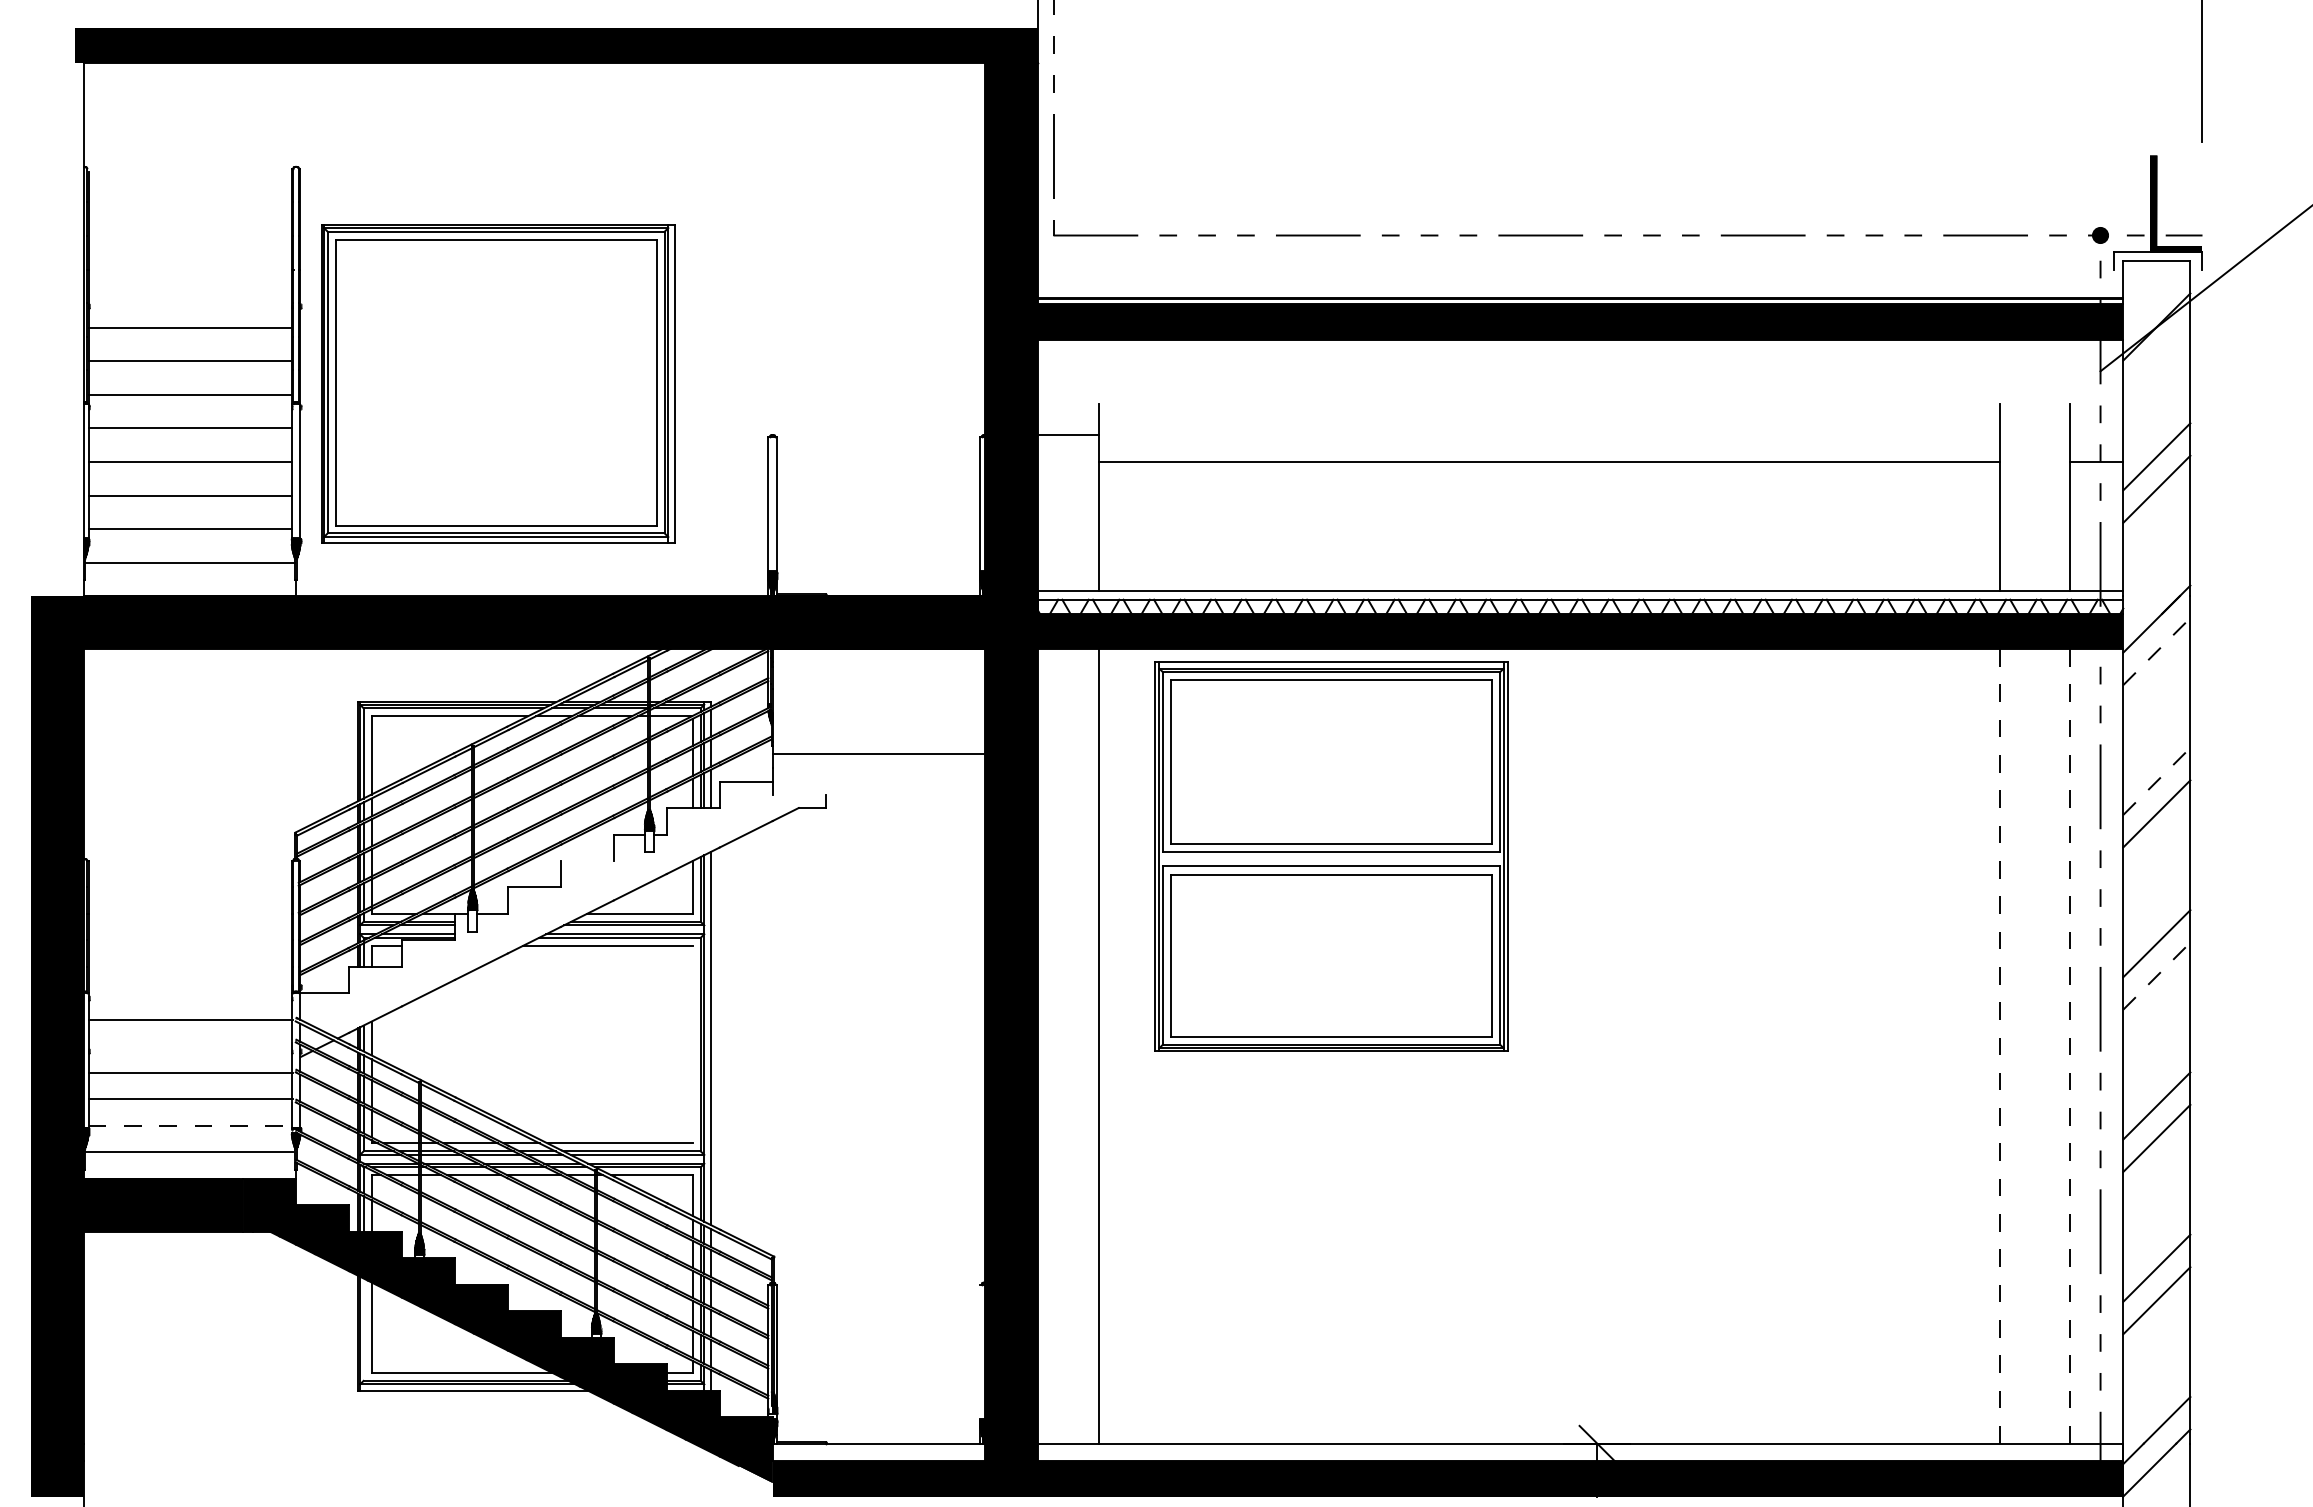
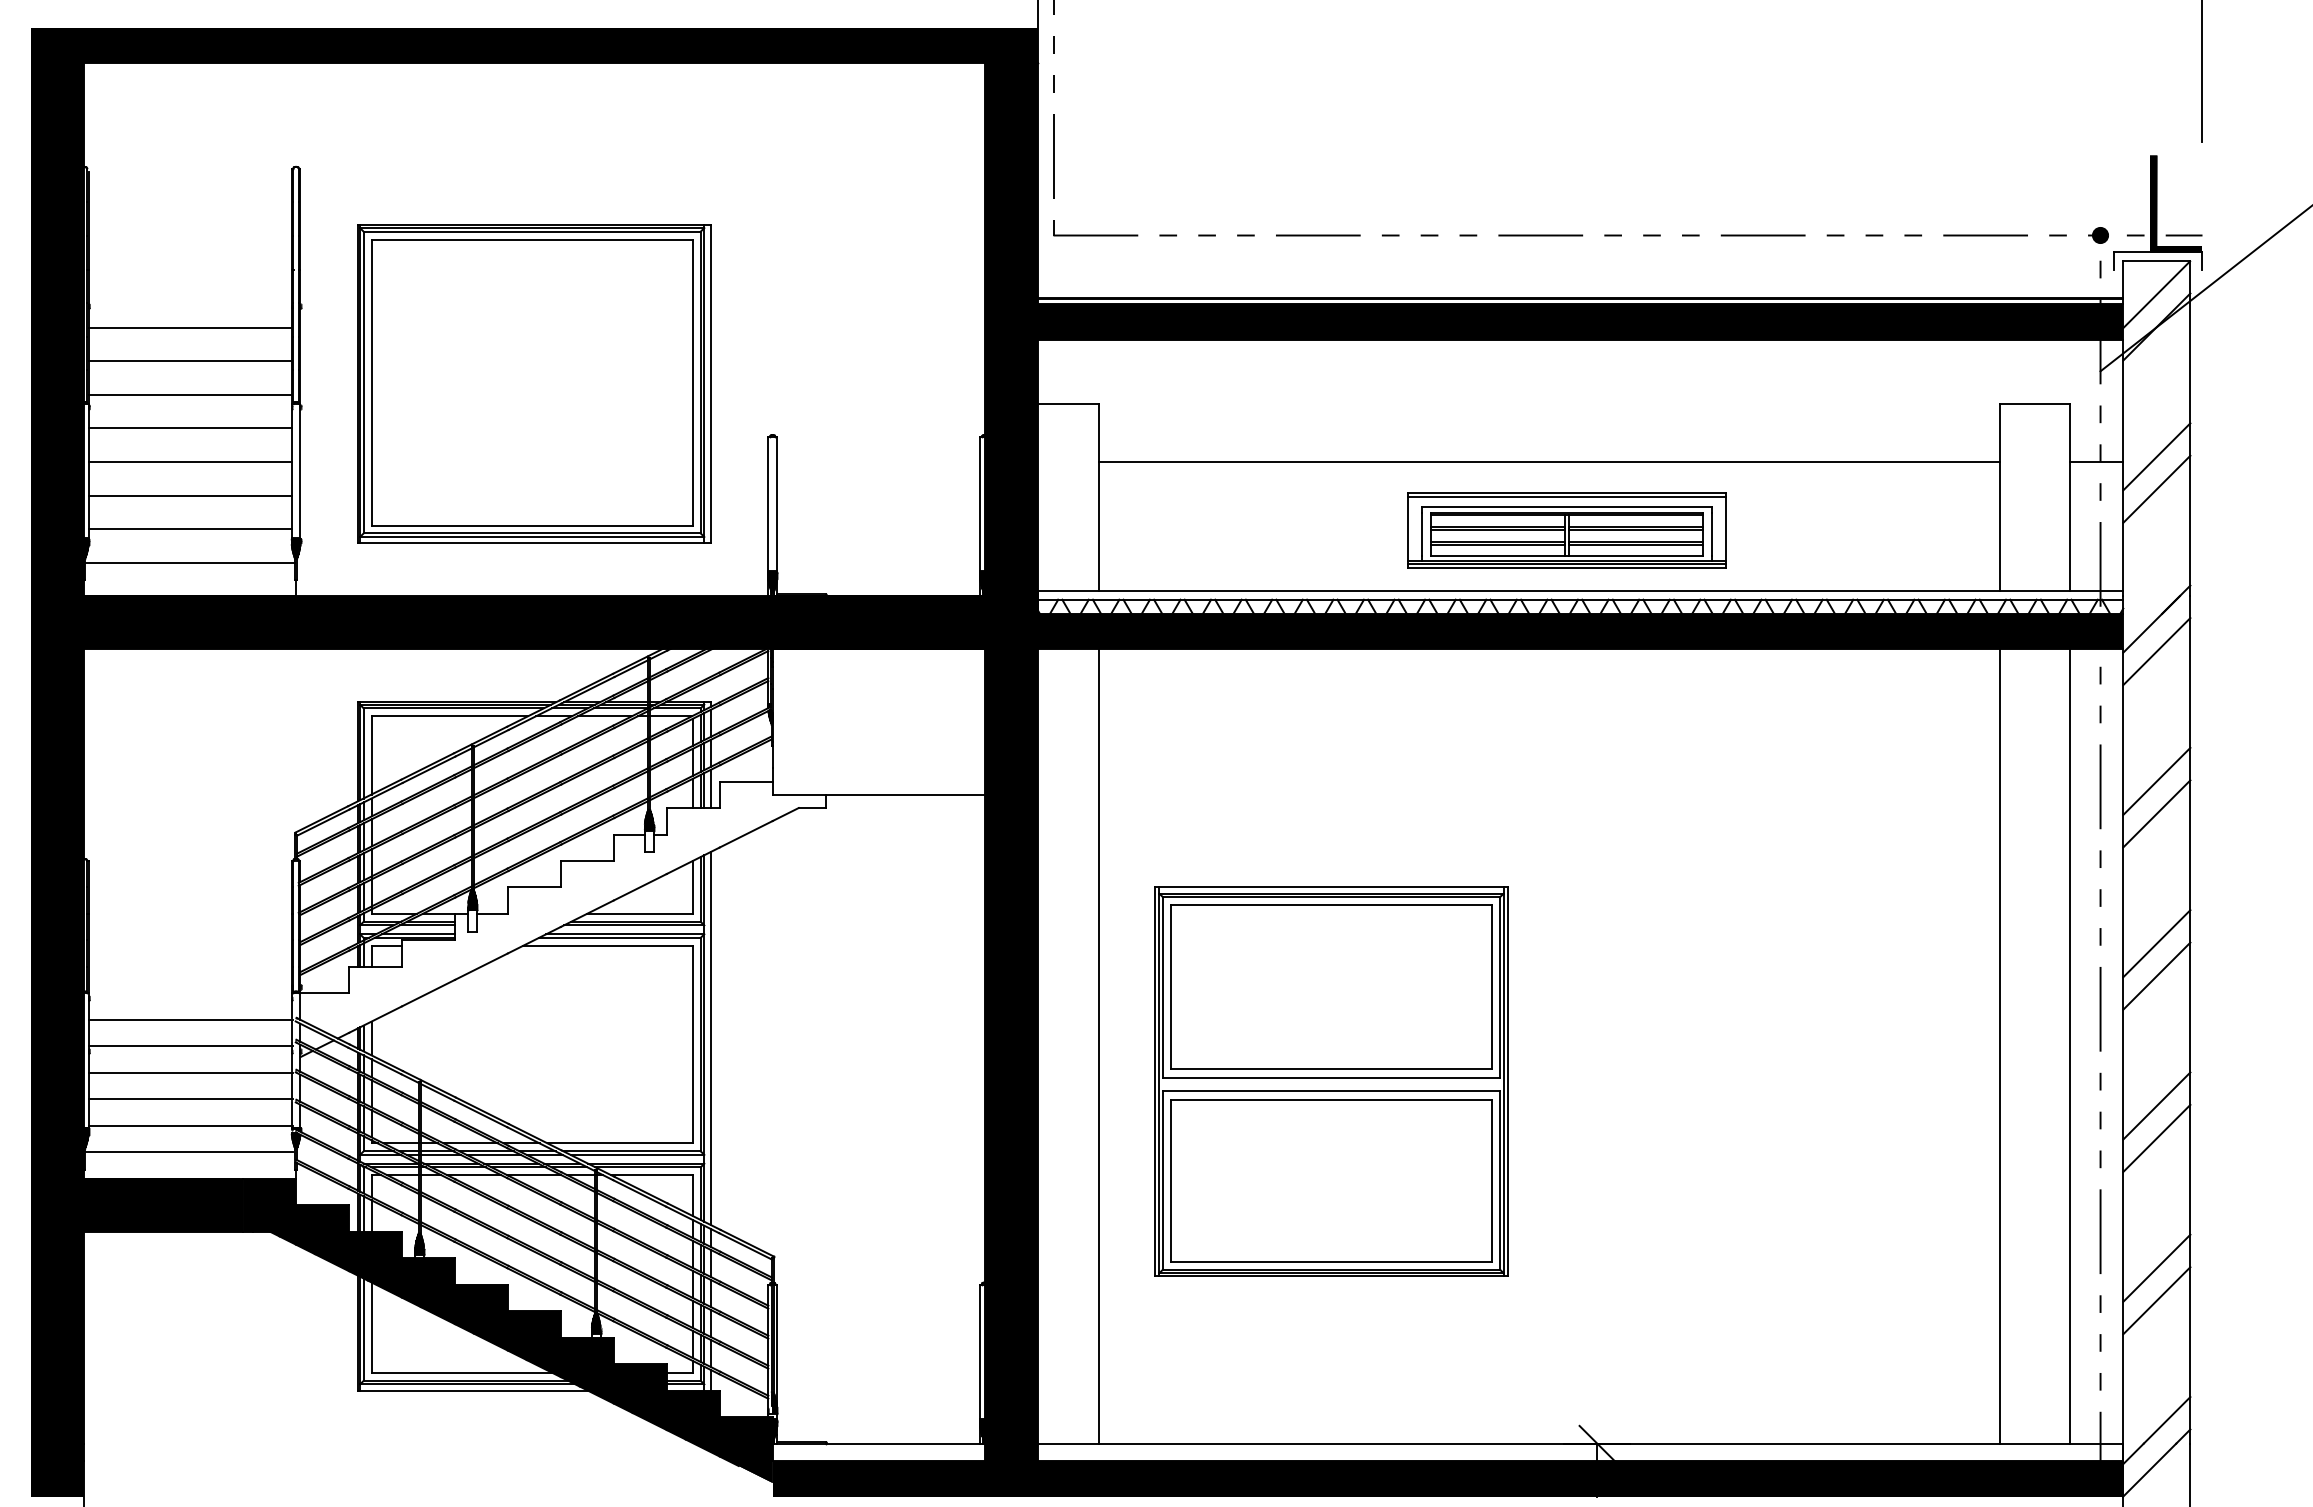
line: none -> present (2156, 294)
fill: none -> present (57, 311)
part position: (498, 383) -> (534, 383) (534, 383)
line: none -> present (2034, 403)
line position: (1068, 434) -> (1068, 403) (1068, 403)
part: none -> present (1566, 530)
line: dashed -> solid (2157, 651)
line position: (878, 753) -> (878, 794) (878, 794)
line: dashed -> solid (2157, 781)
part position: (1331, 856) -> (1331, 1081) (1331, 1081)
line: none -> present (586, 860)
line: dashed -> solid (2157, 975)
line: none -> present (692, 1044)
line: dashed -> solid (1999, 1045)
line: dashed -> solid (2070, 1045)
line: none -> present (190, 1046)
line: dashed -> solid (191, 1125)
line: none -> present (363, 1329)
line: none -> present (980, 1351)
